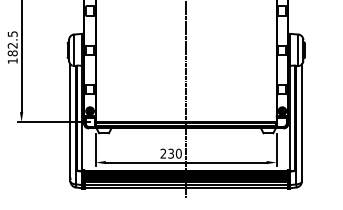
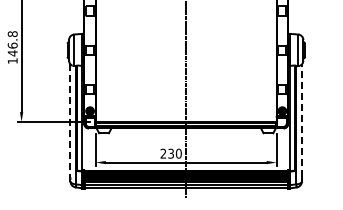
text: 182.5 -> 146.8 (12, 43)
line: solid -> dashed (70, 120)
line: solid -> dashed (302, 120)
